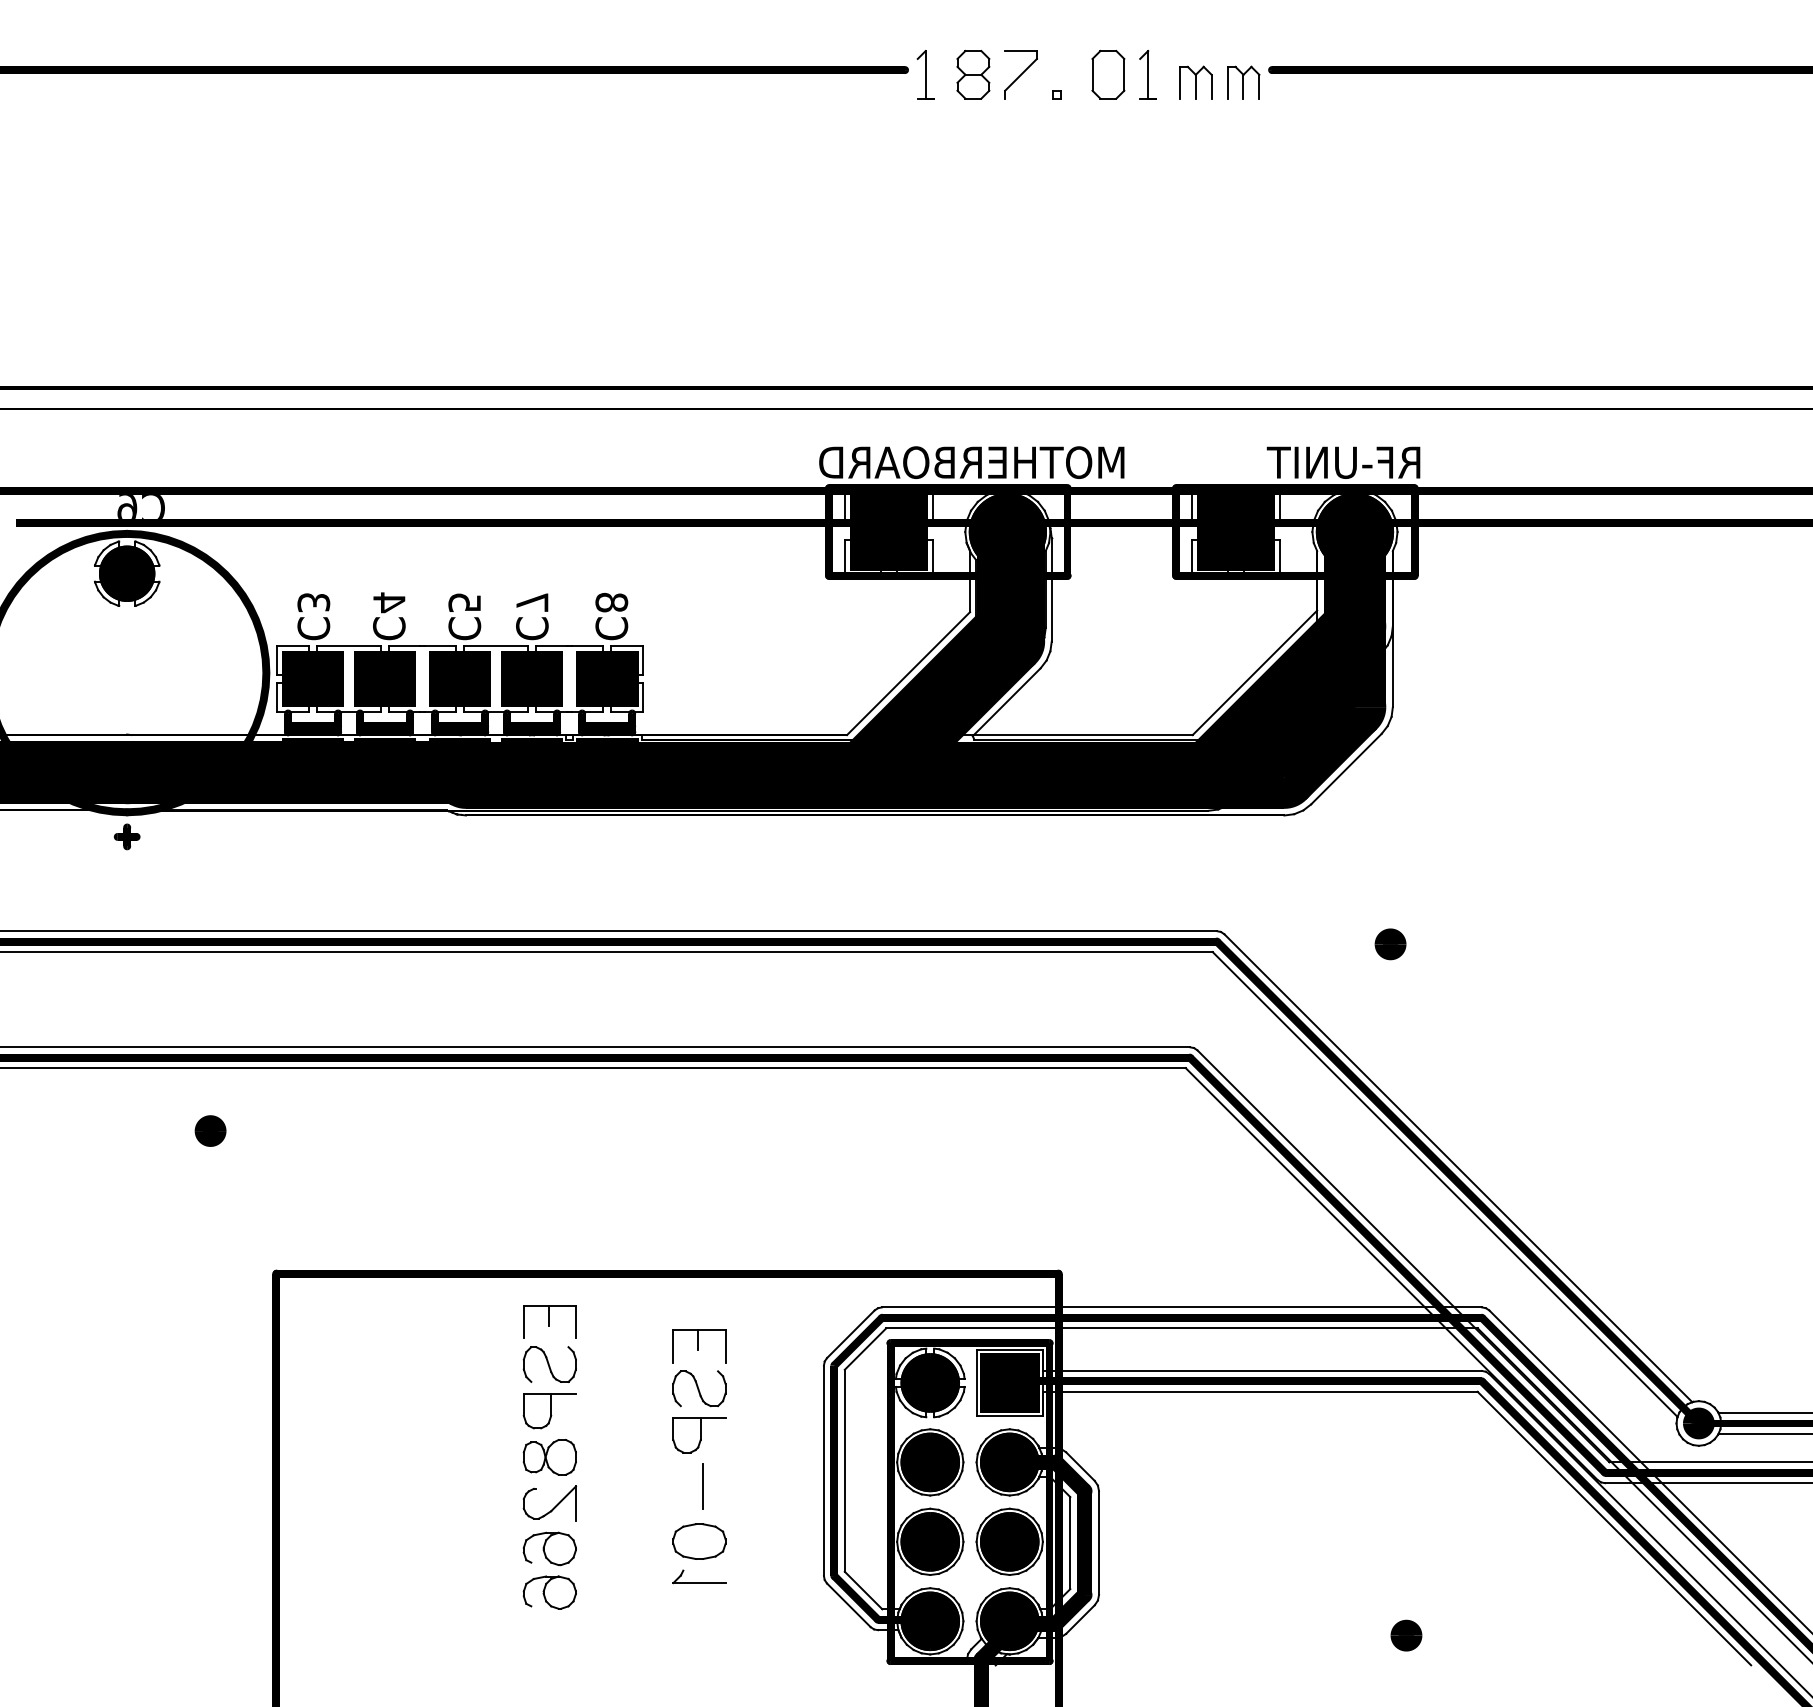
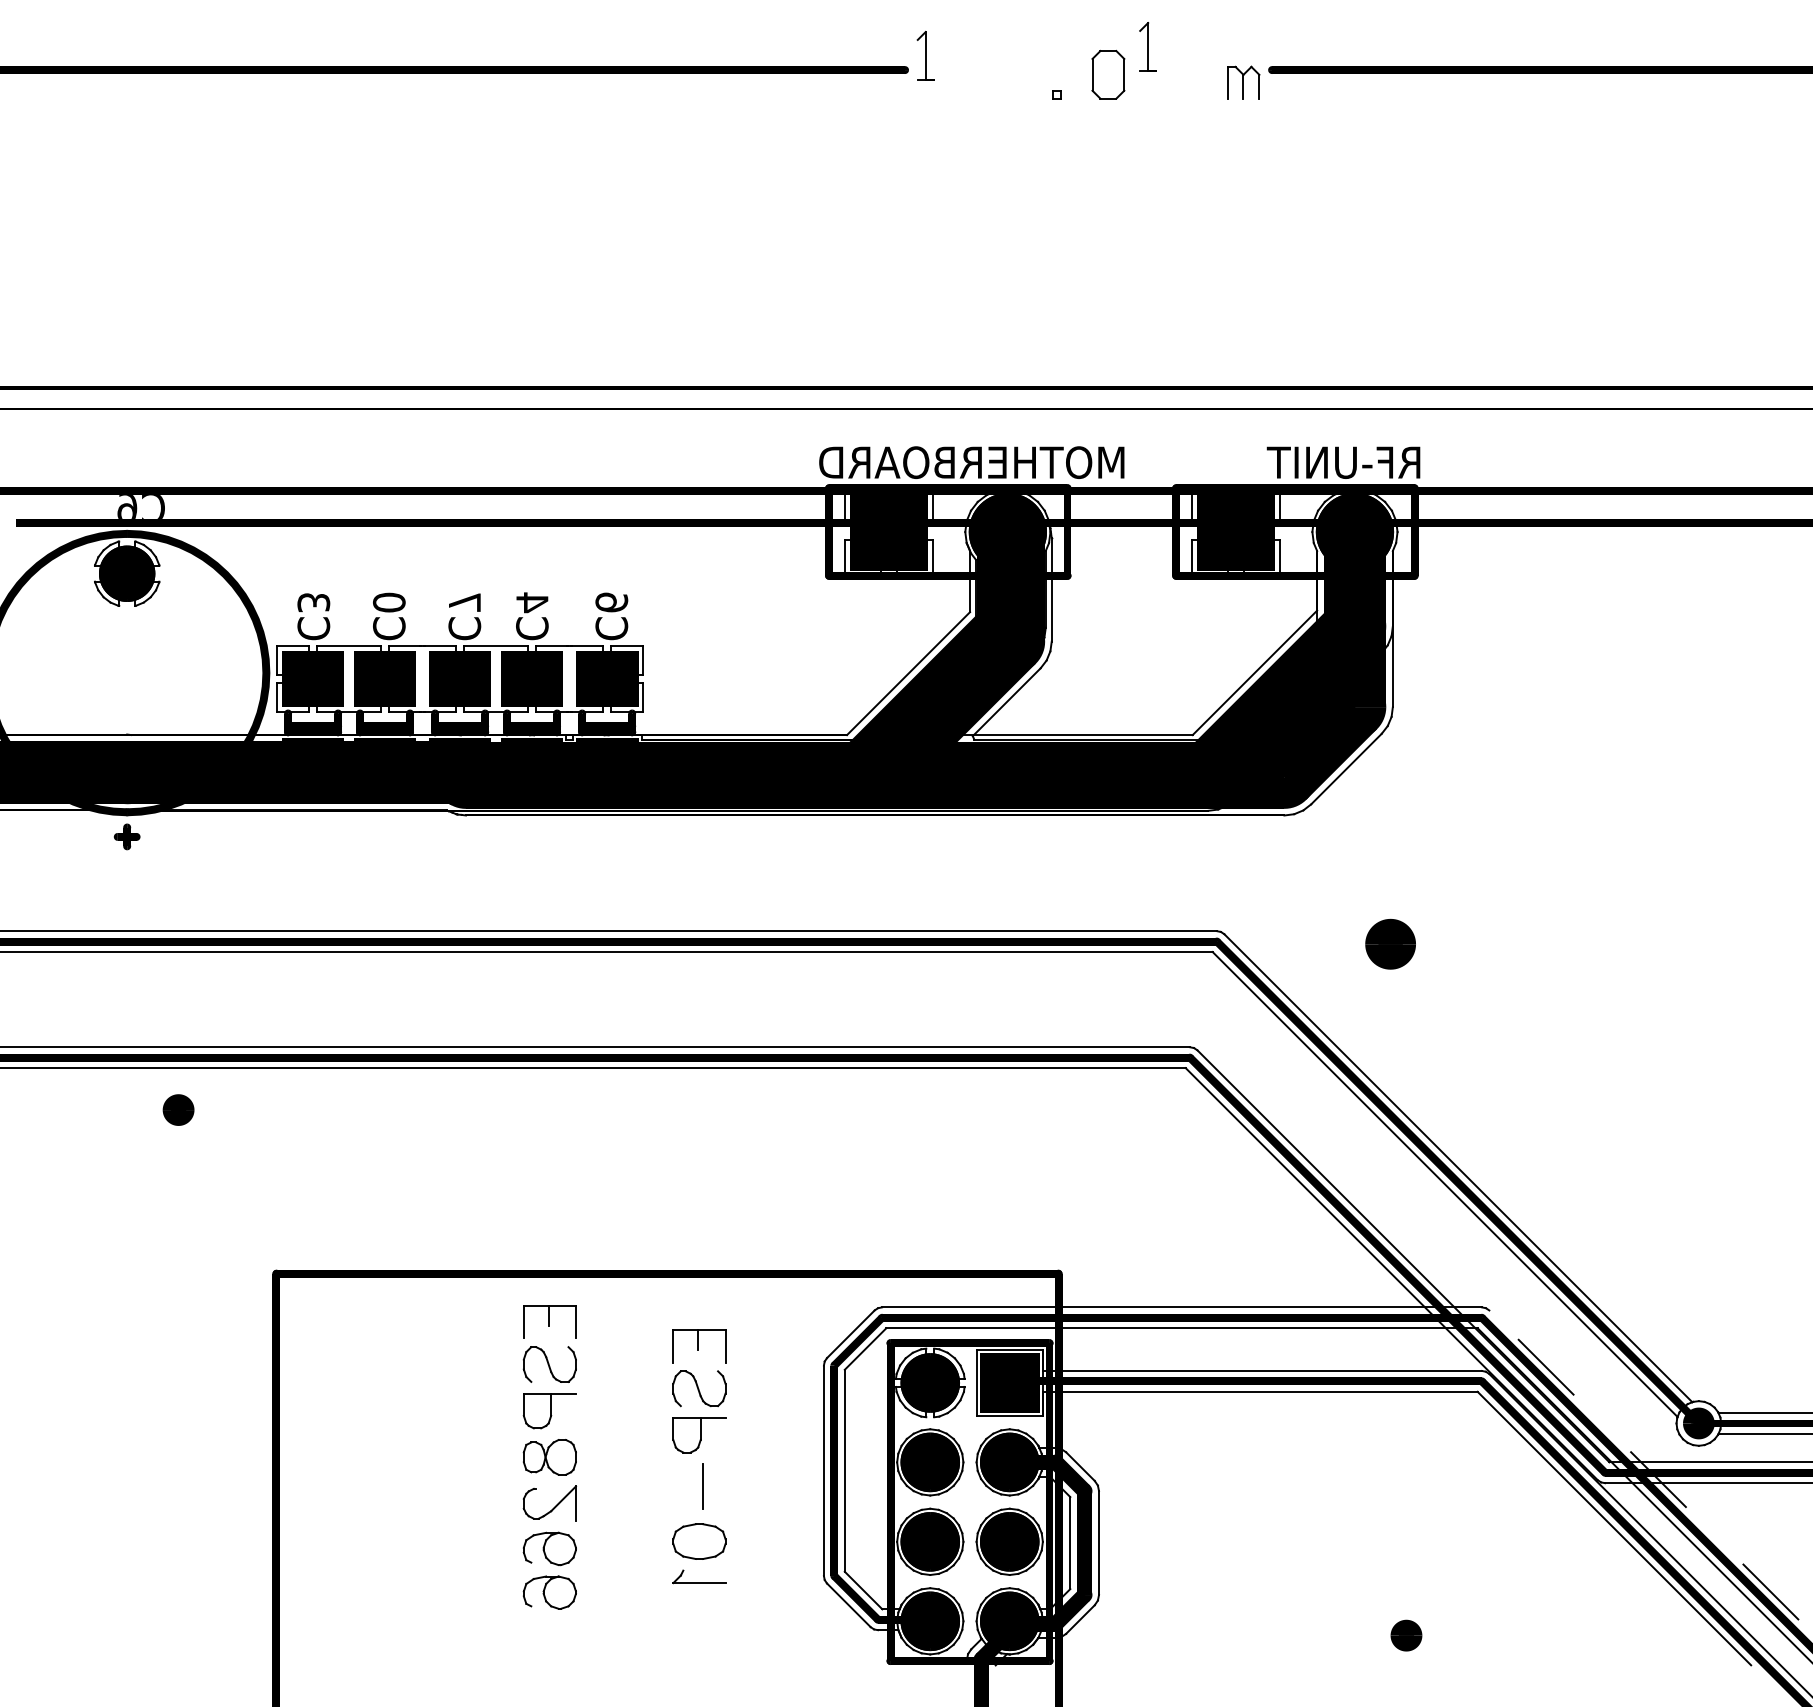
part position: (925, 74) -> (925, 55) (925, 55)
part: present -> none (973, 74)
part: present -> none (1020, 74)
part position: (1147, 74) -> (1147, 46) (1147, 46)
part: present -> none (1195, 82)
text: C4 -> C0 (389, 602)
text: C5 -> C7 (464, 602)
text: C7 -> C4 (532, 602)
text: C8 -> C6 (611, 602)
part size: 33x33 px -> 51x52 px (1390, 943)
part position: (210, 1130) -> (178, 1109) (178, 1109)
line: solid -> dashed (1650, 1471)
